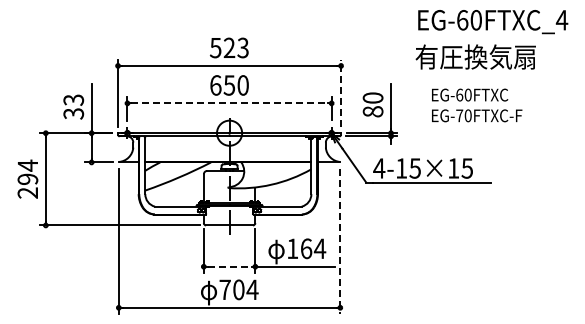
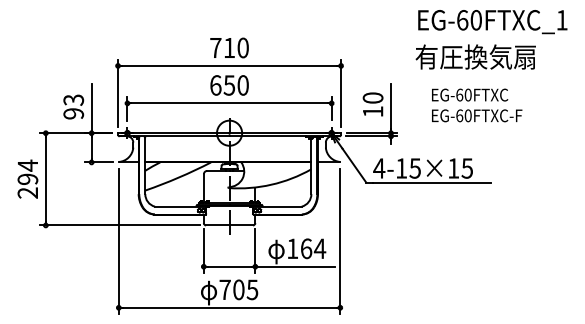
text: EG-60FTXC_4 -> EG-60FTXC_1 (561, 20)
text: 523 -> 710 (228, 47)
line: dashed -> solid (341, 93)
line: dashed -> solid (230, 103)
text: 80 -> 10 (372, 111)
text: 33 -> 93 (73, 113)
text: EG-70FTXC-F -> EG-60FTXC-F (459, 115)
line: dashed -> solid (340, 241)
line: dashed -> solid (229, 266)
text: 704 -> 705 (252, 289)
